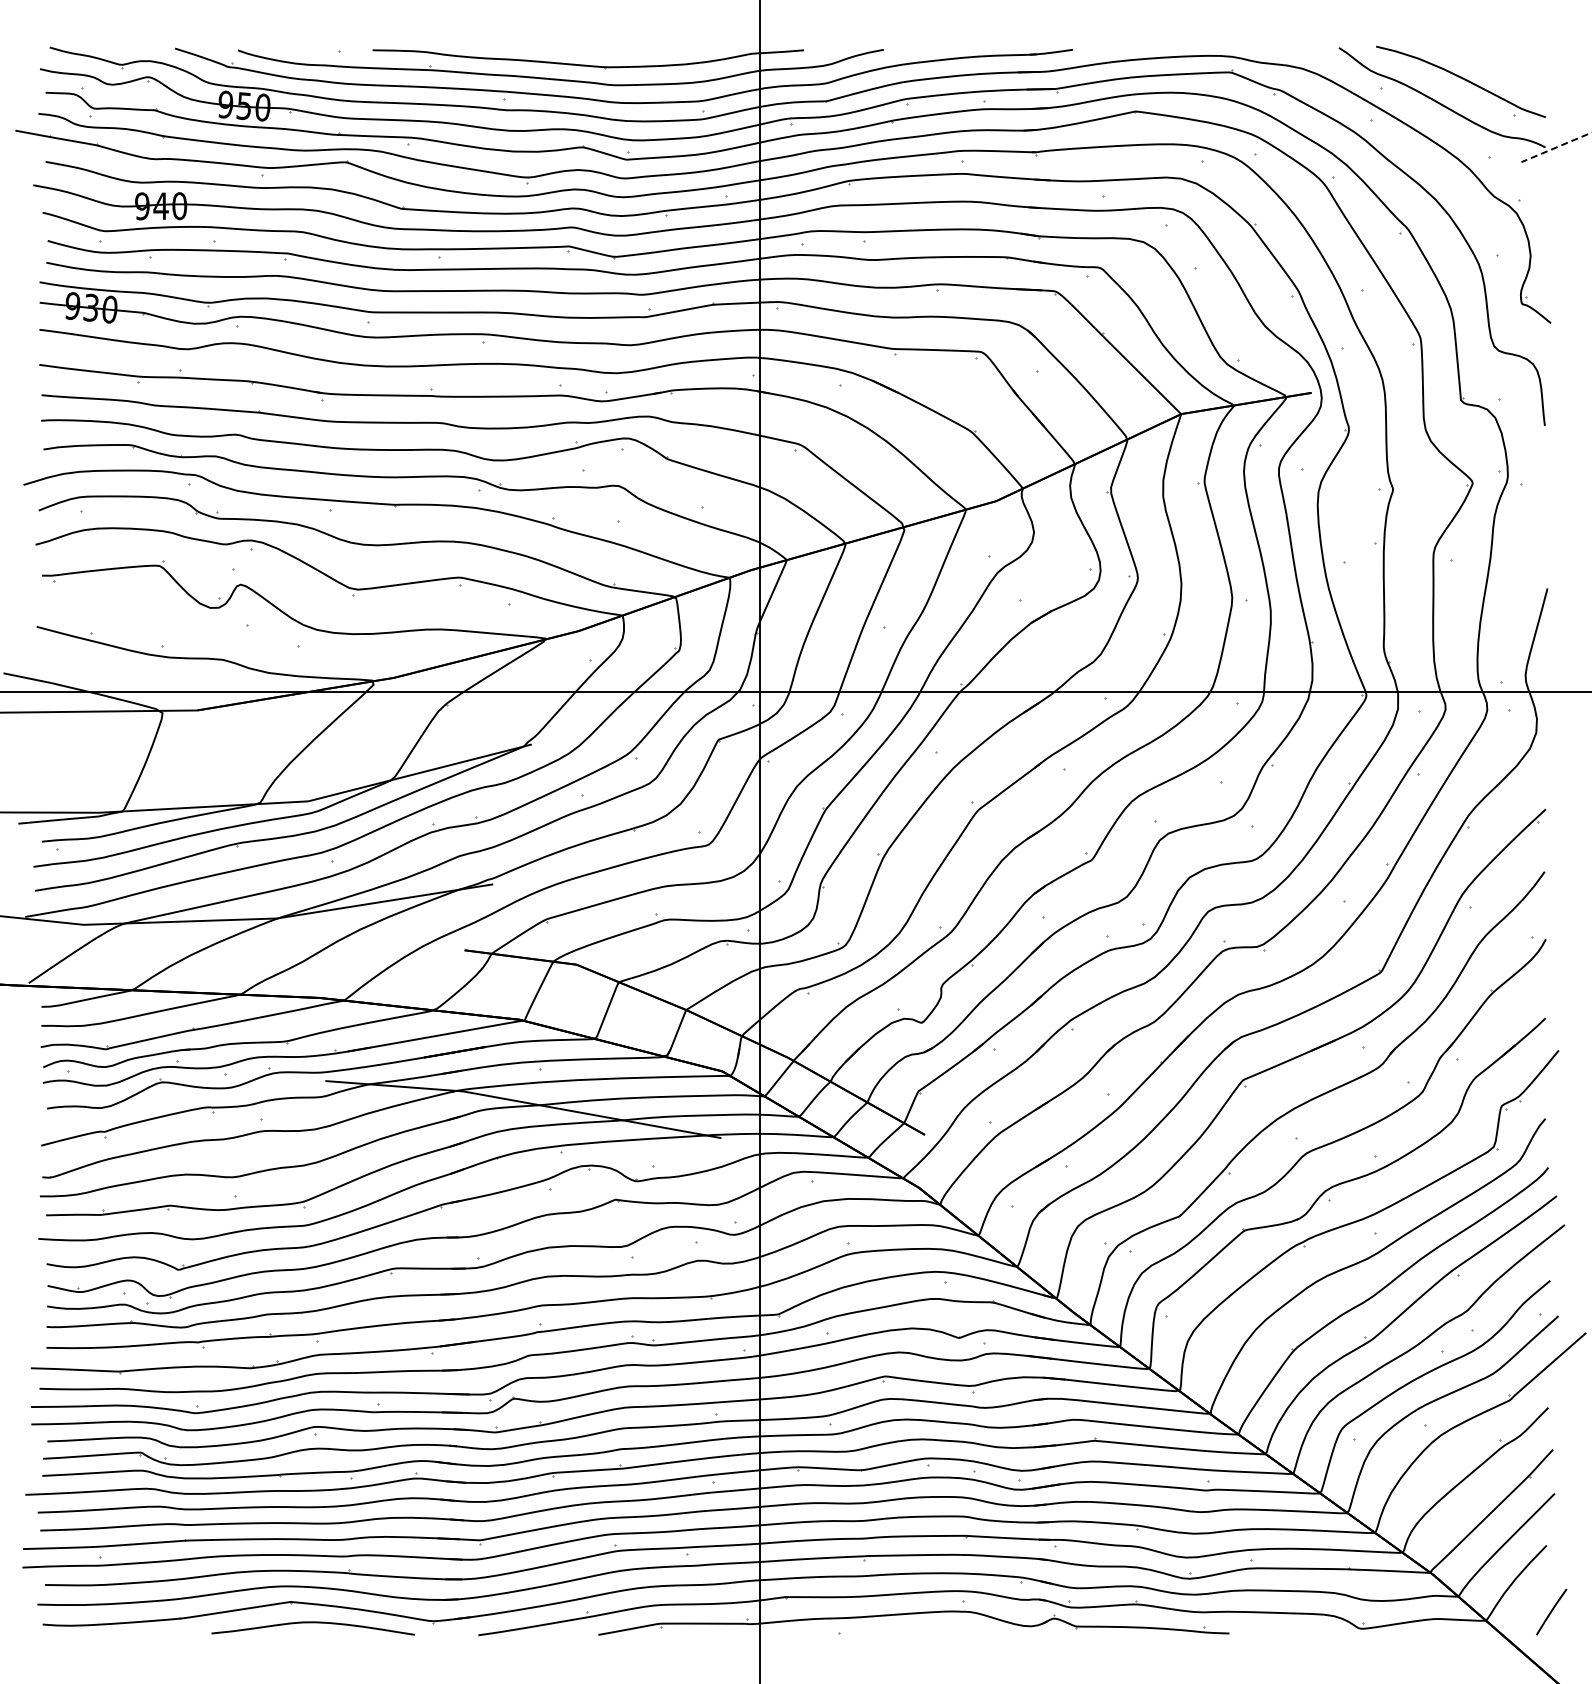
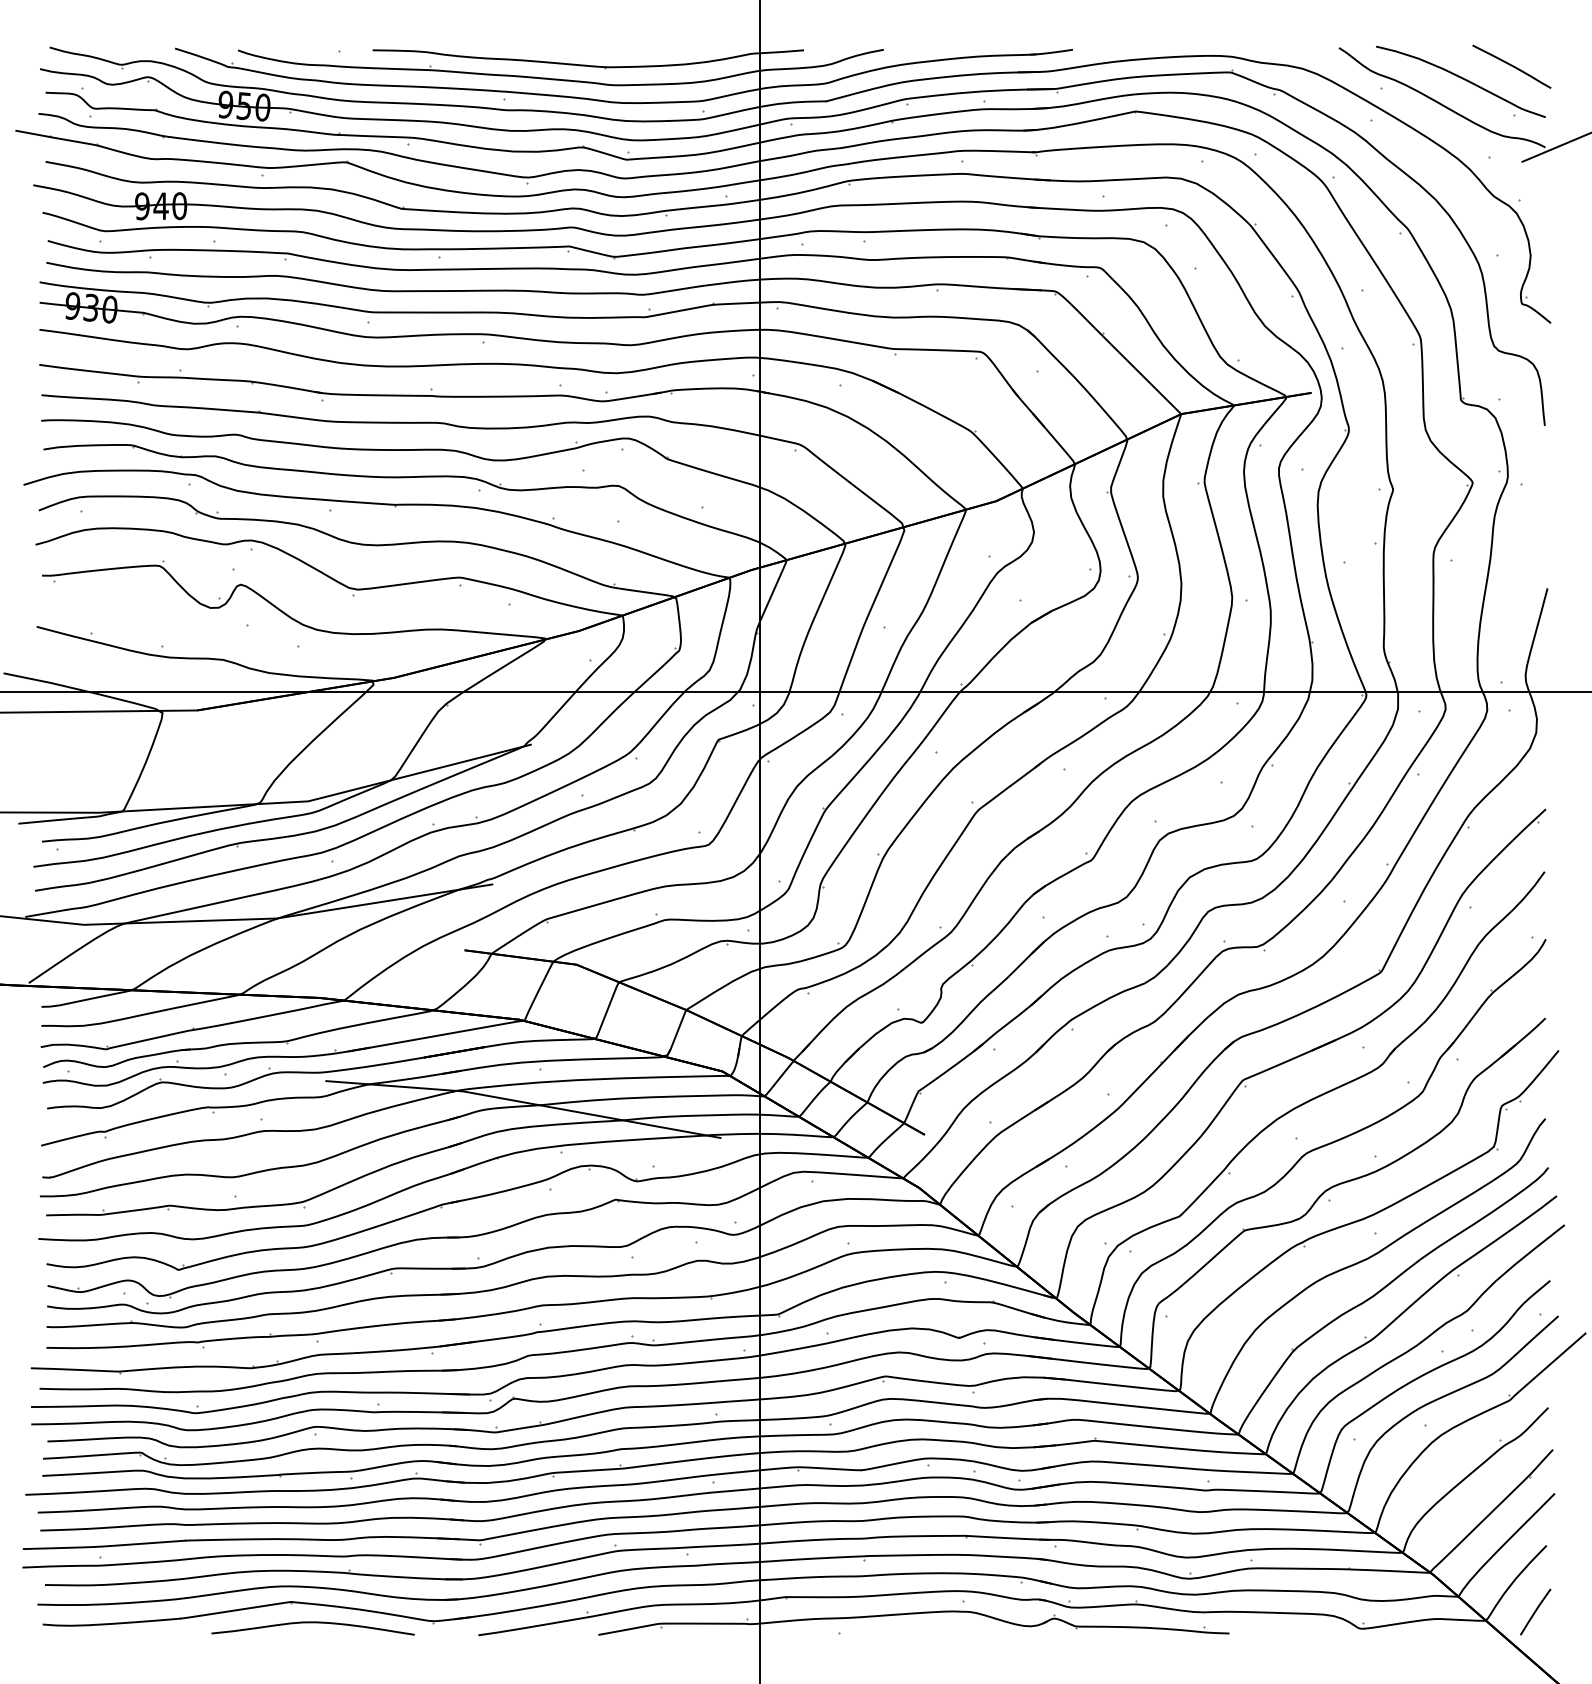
curve: none -> present (1511, 66)
line: dashed -> solid (1556, 147)
line position: (1551, 1611) -> (1535, 1611) (1535, 1611)
